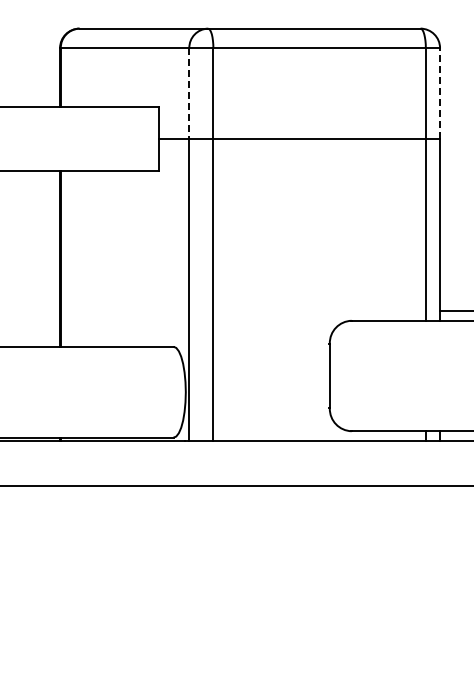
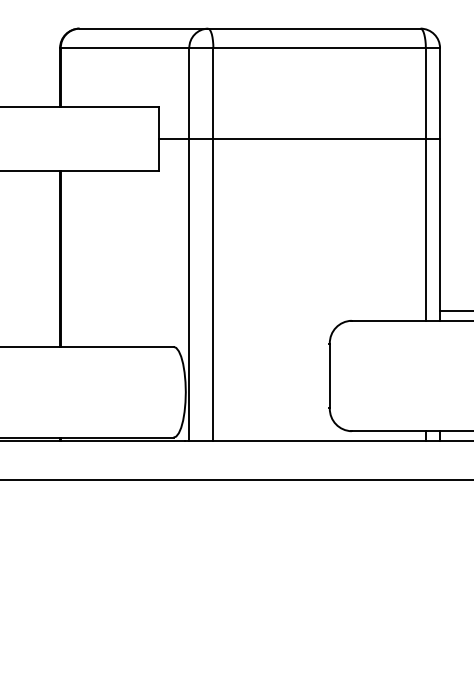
line: dashed -> solid (440, 93)
line: dashed -> solid (189, 94)
line position: (236, 485) -> (236, 479) (236, 479)
